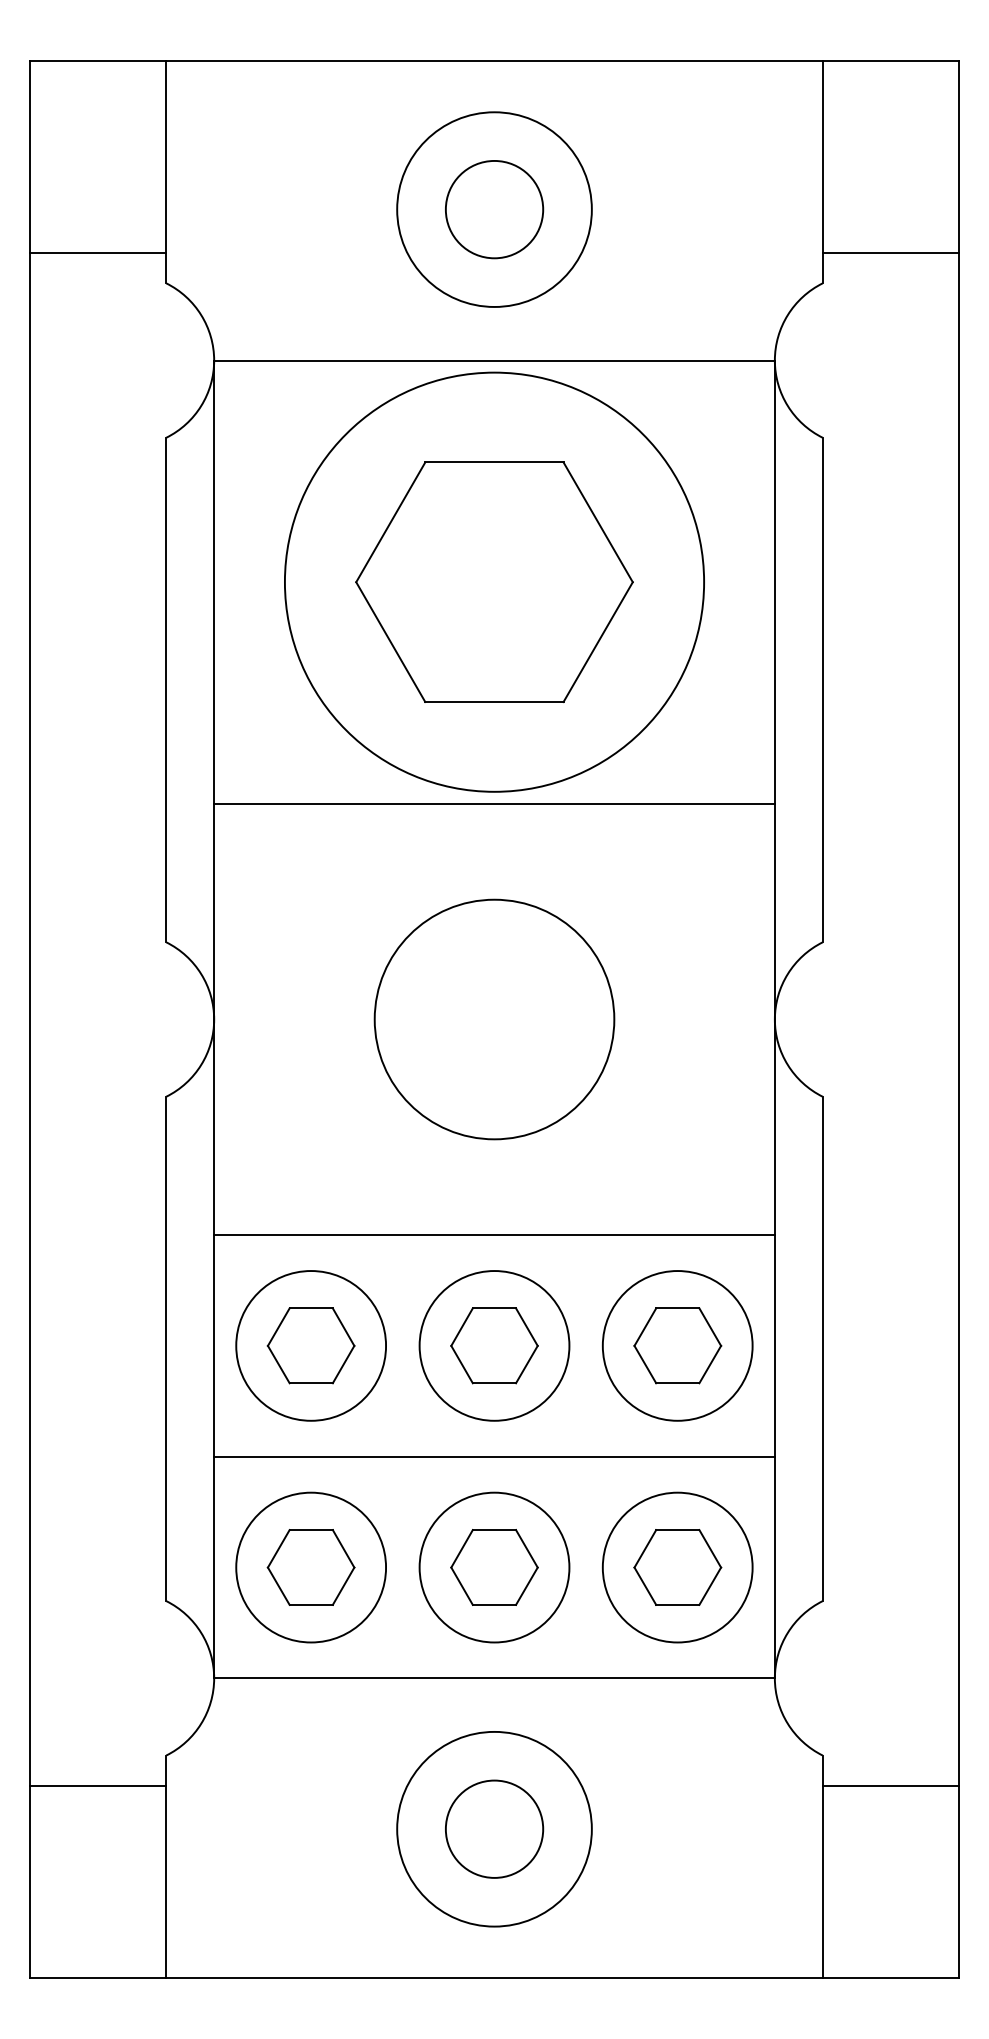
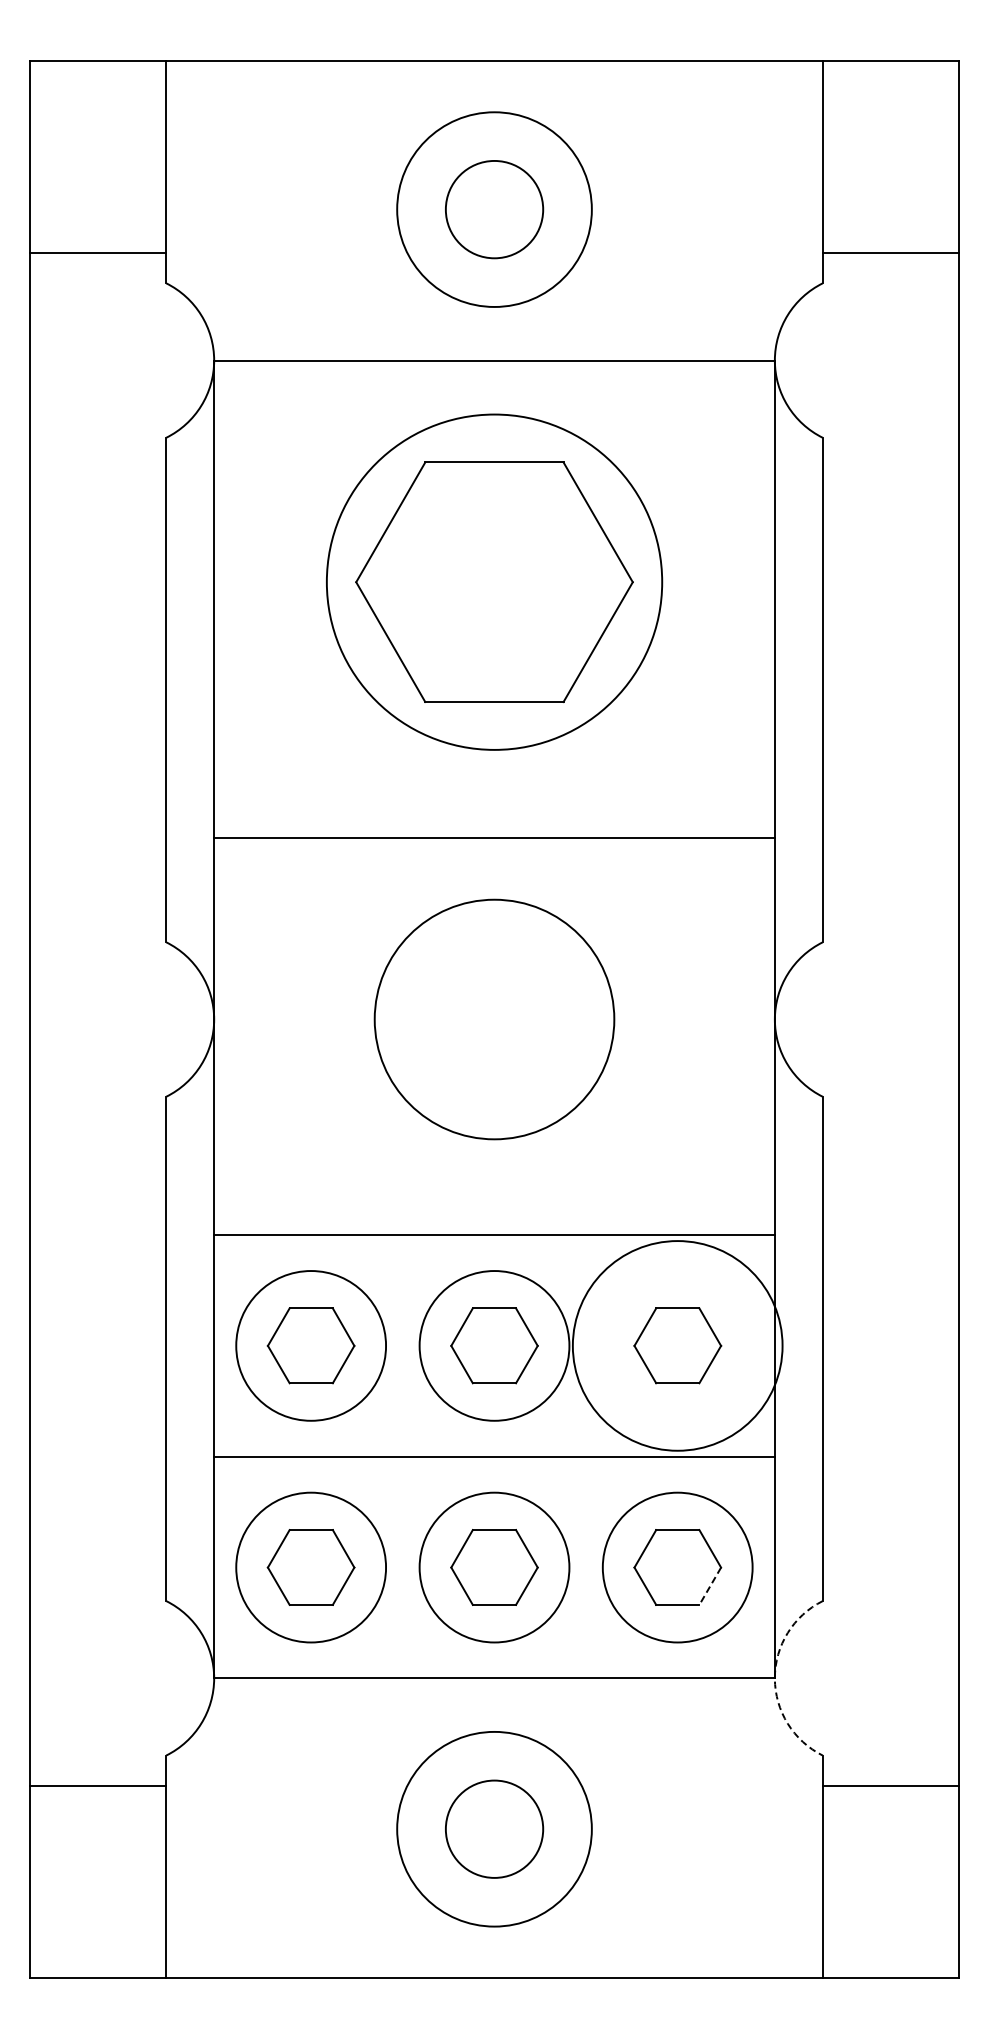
circle diameter: 419 px -> 335 px (494, 581)
line position: (494, 803) -> (494, 837) (494, 837)
circle diameter: 150 px -> 210 px (677, 1345)
line: solid -> dashed (710, 1586)
arc: solid -> dashed (774, 1678)
